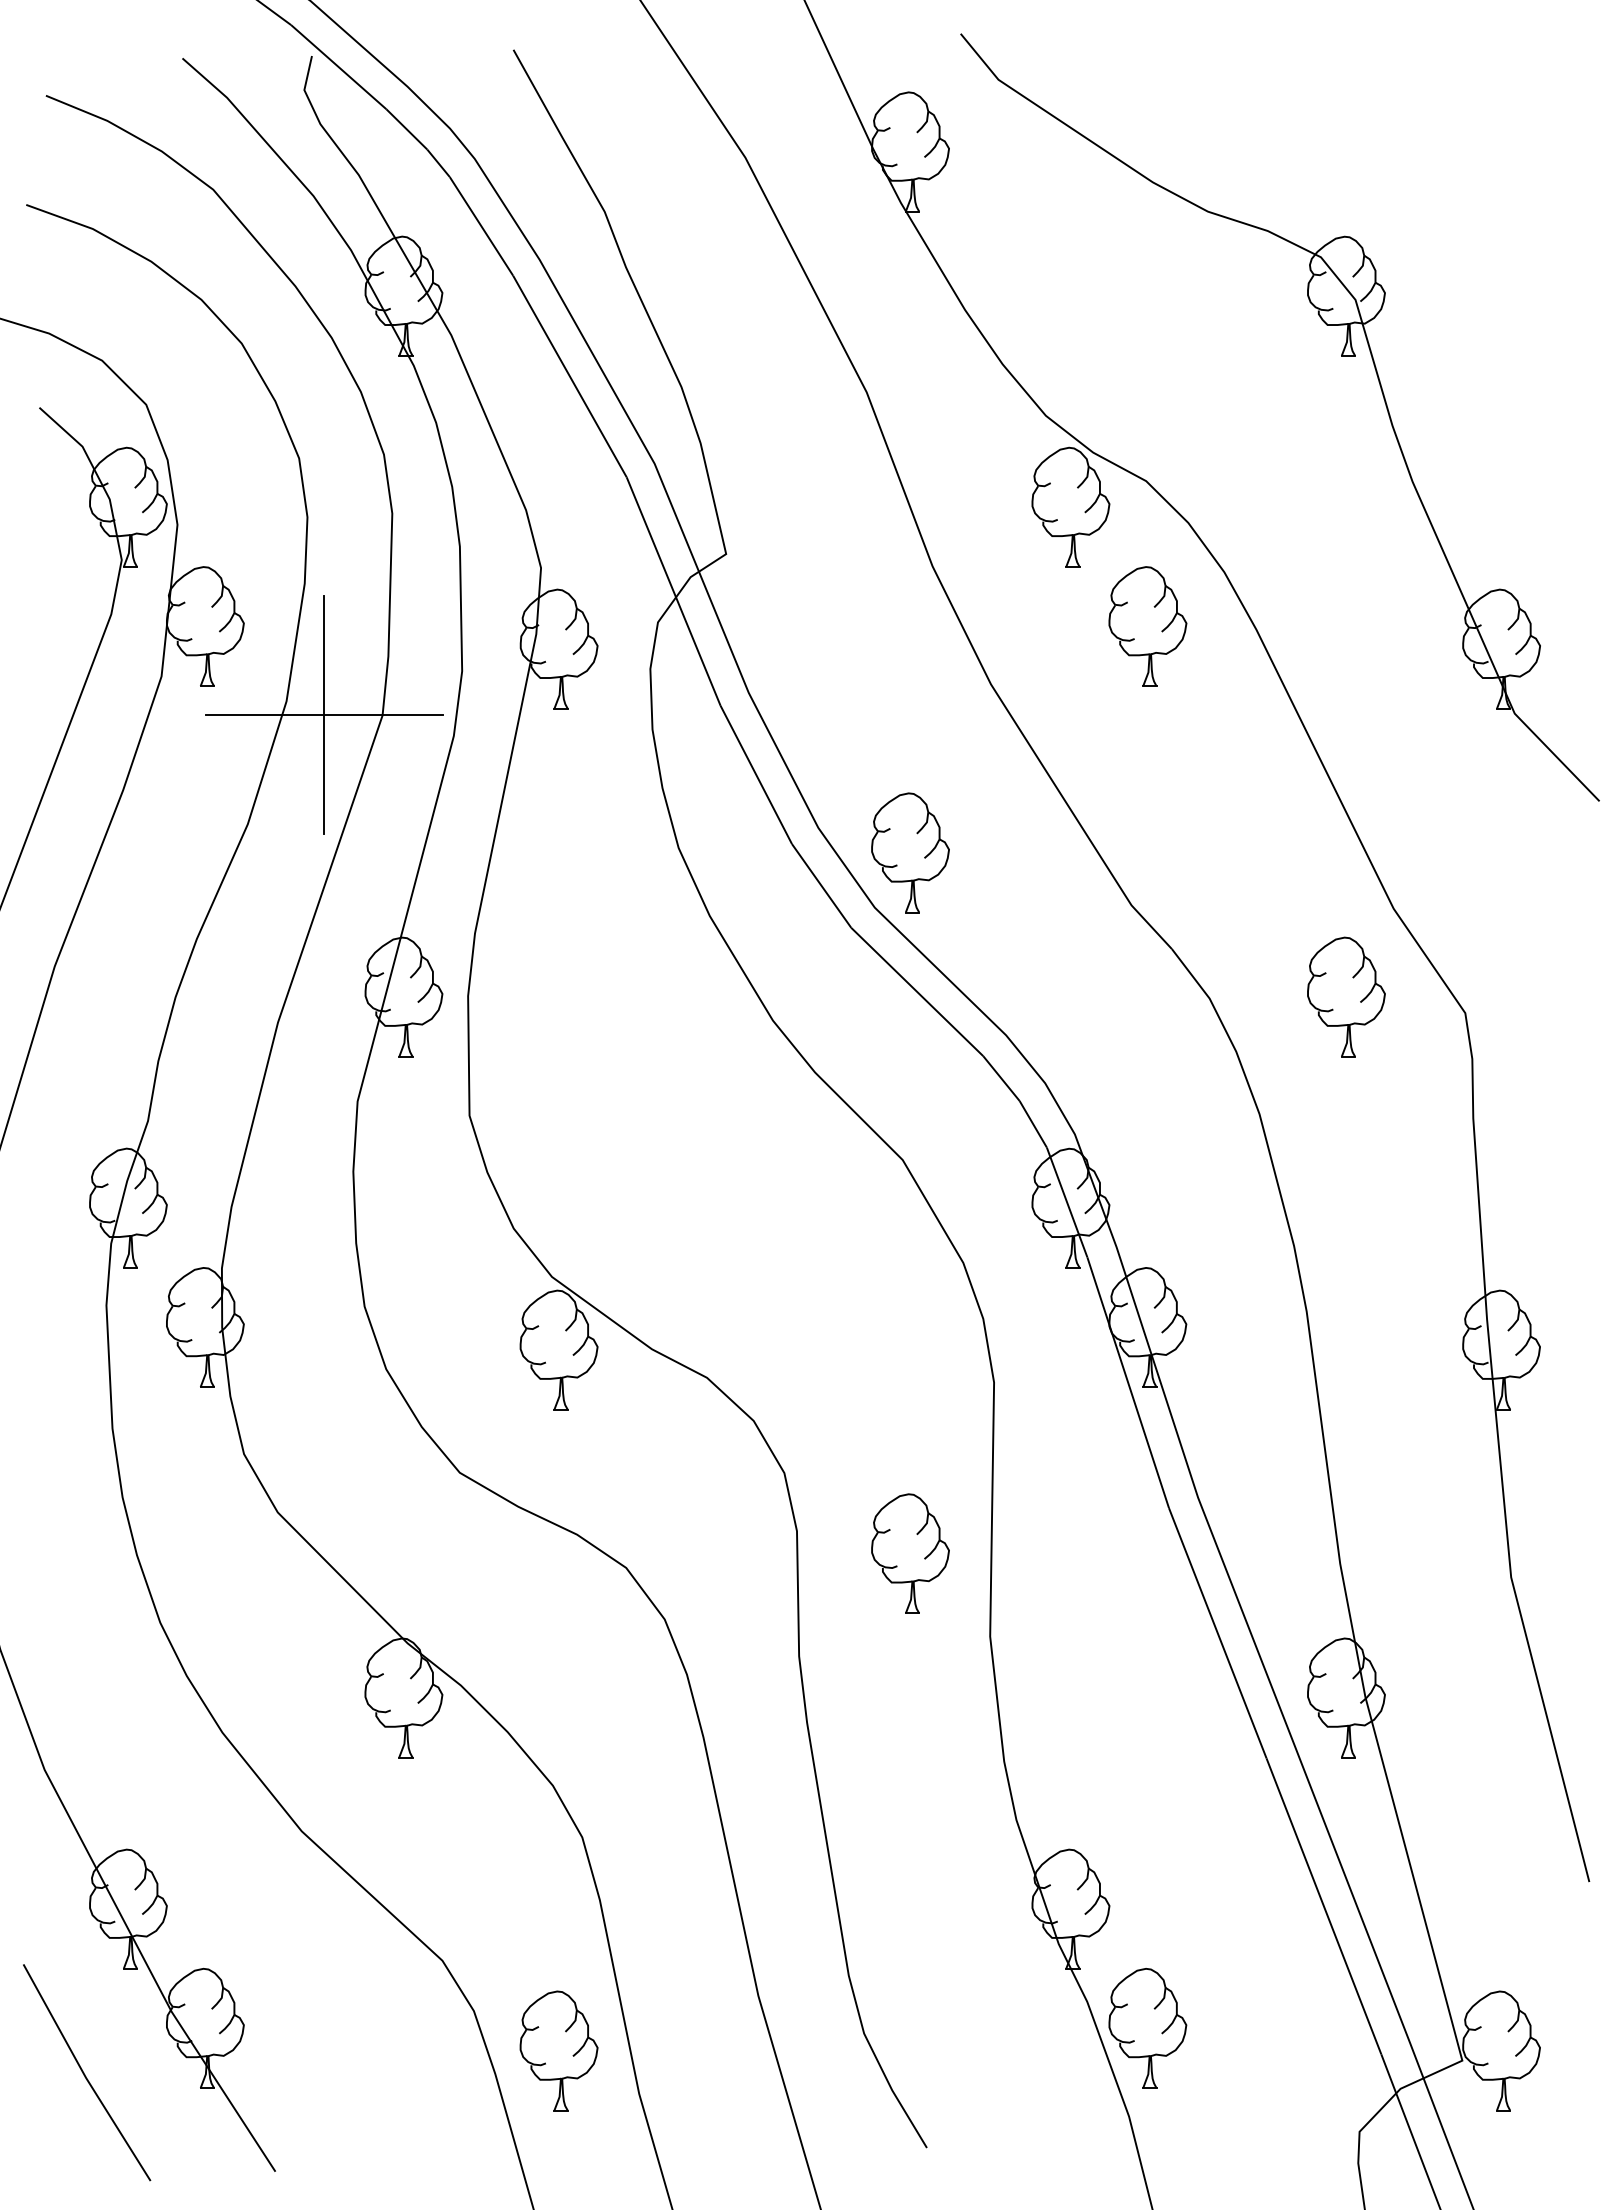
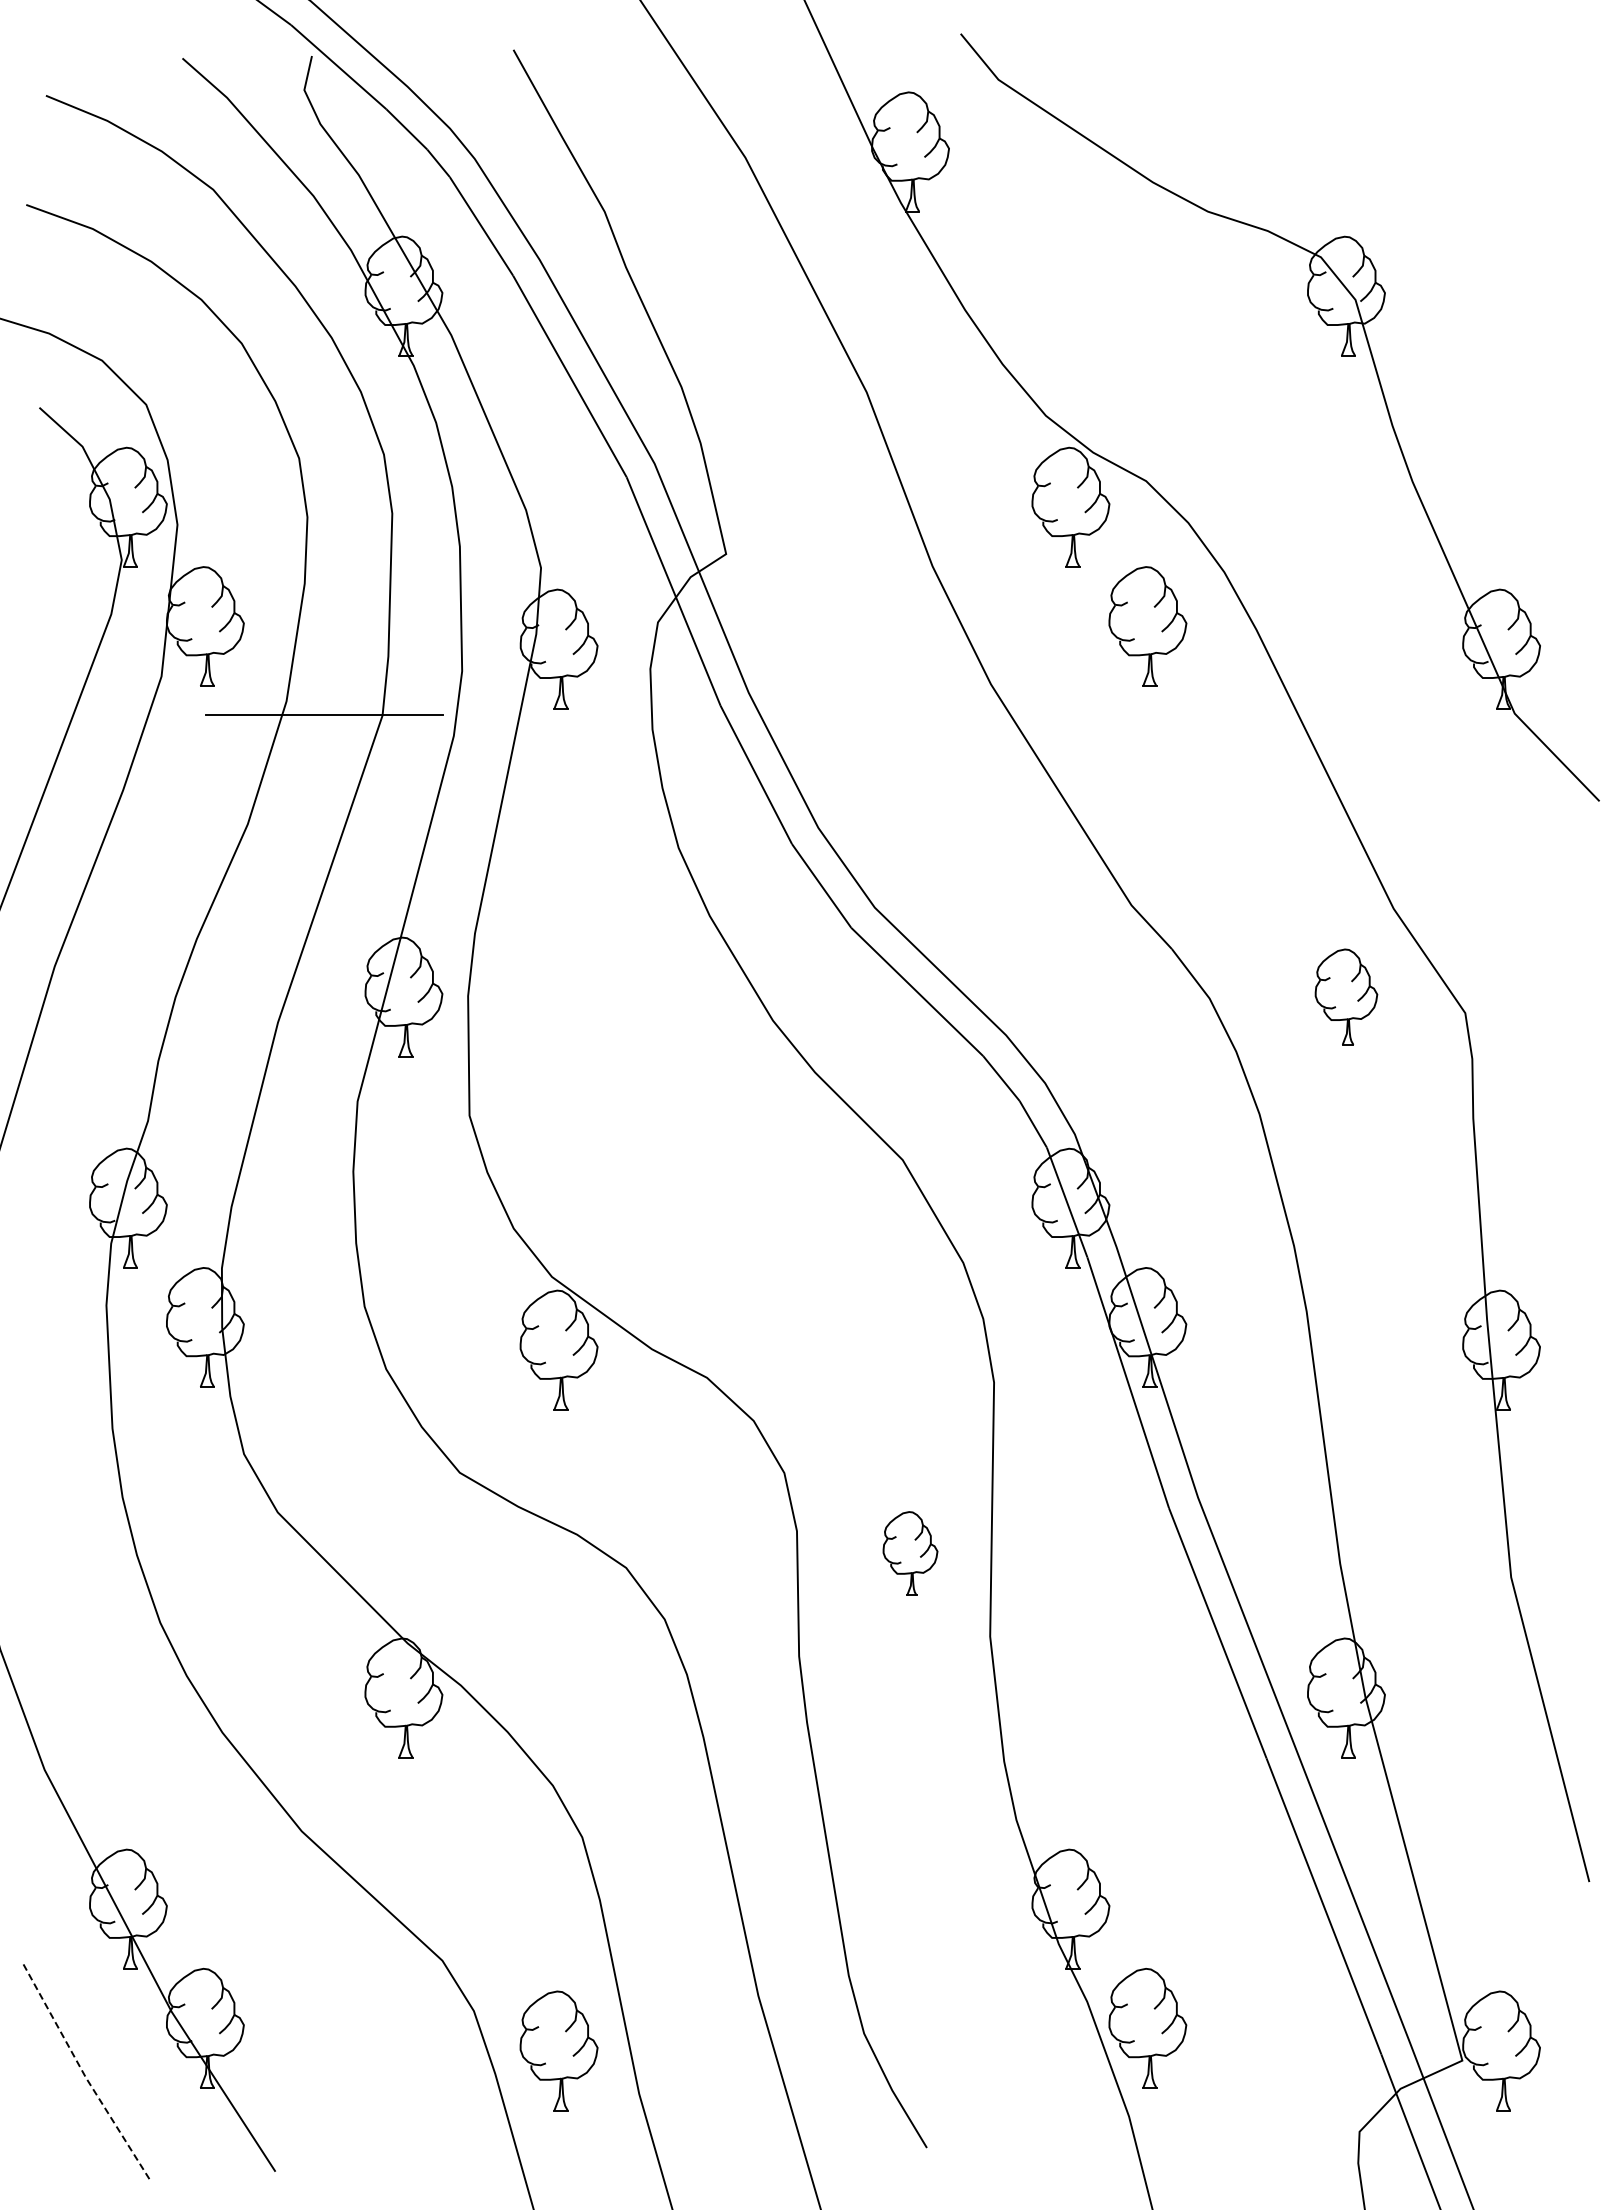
line: present -> none (324, 714)
part: present -> none (910, 852)
part size: 79x122 px -> 65x98 px (1346, 996)
part size: 79x121 px -> 57x85 px (910, 1553)
line: solid -> dashed (84, 2075)
